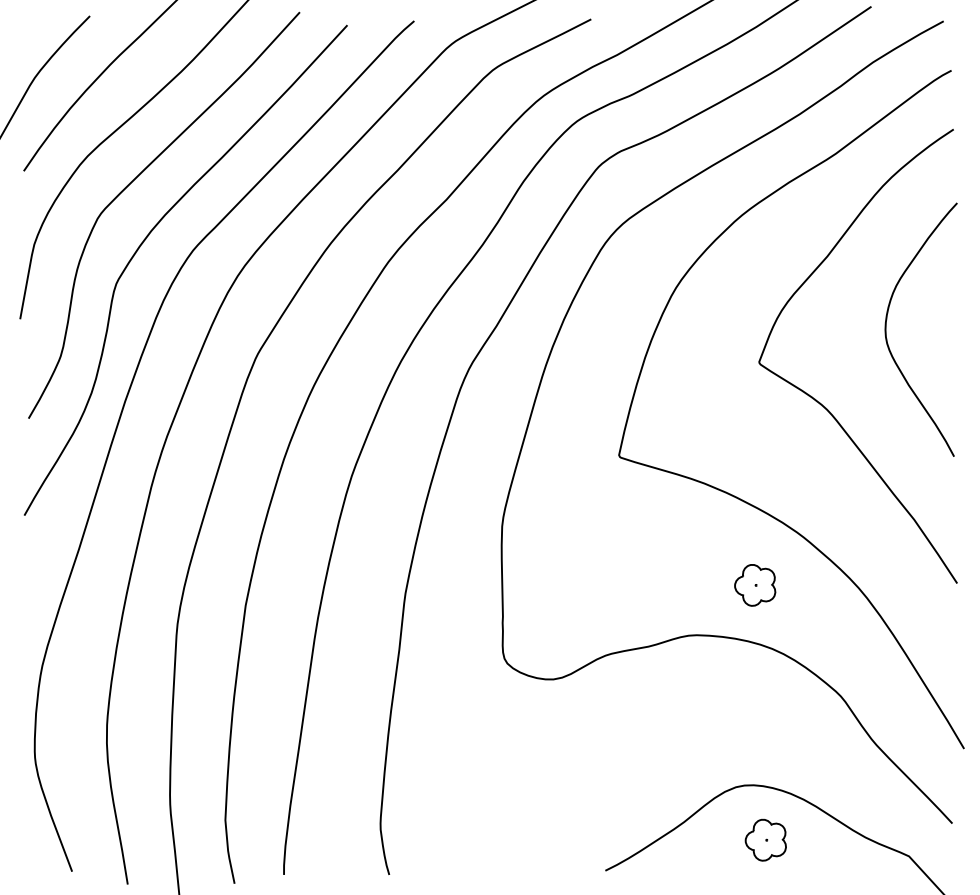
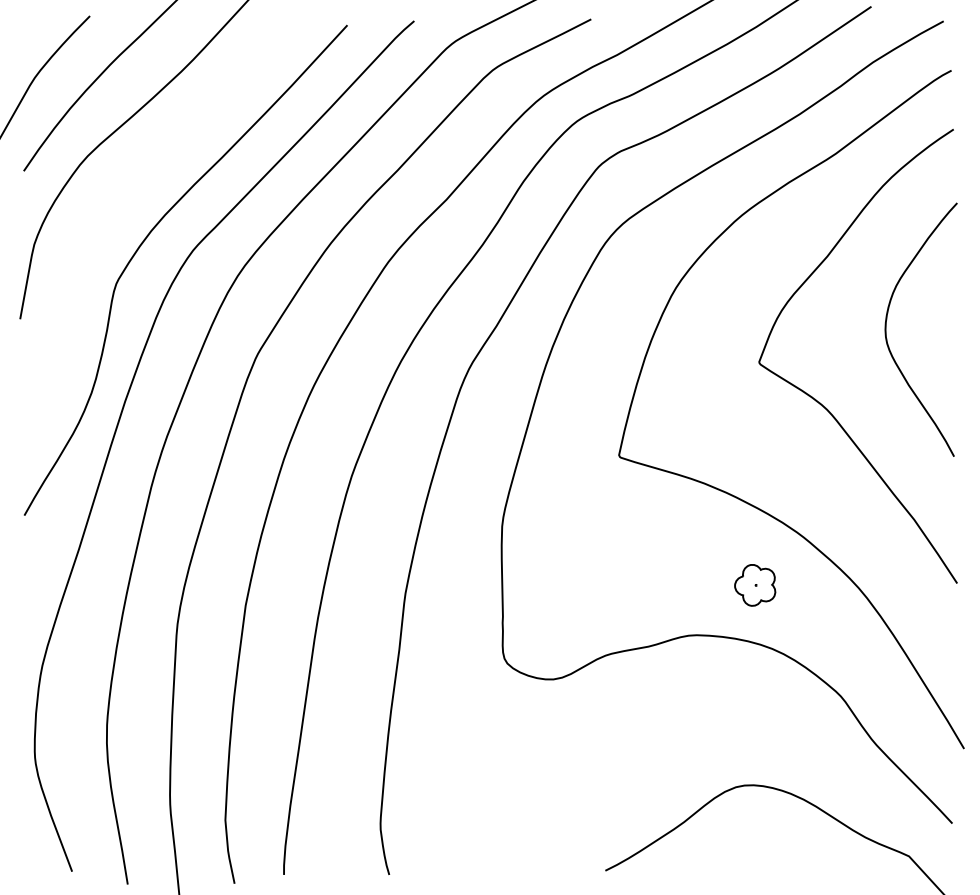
curve: present -> none (132, 182)
part: present -> none (765, 839)
